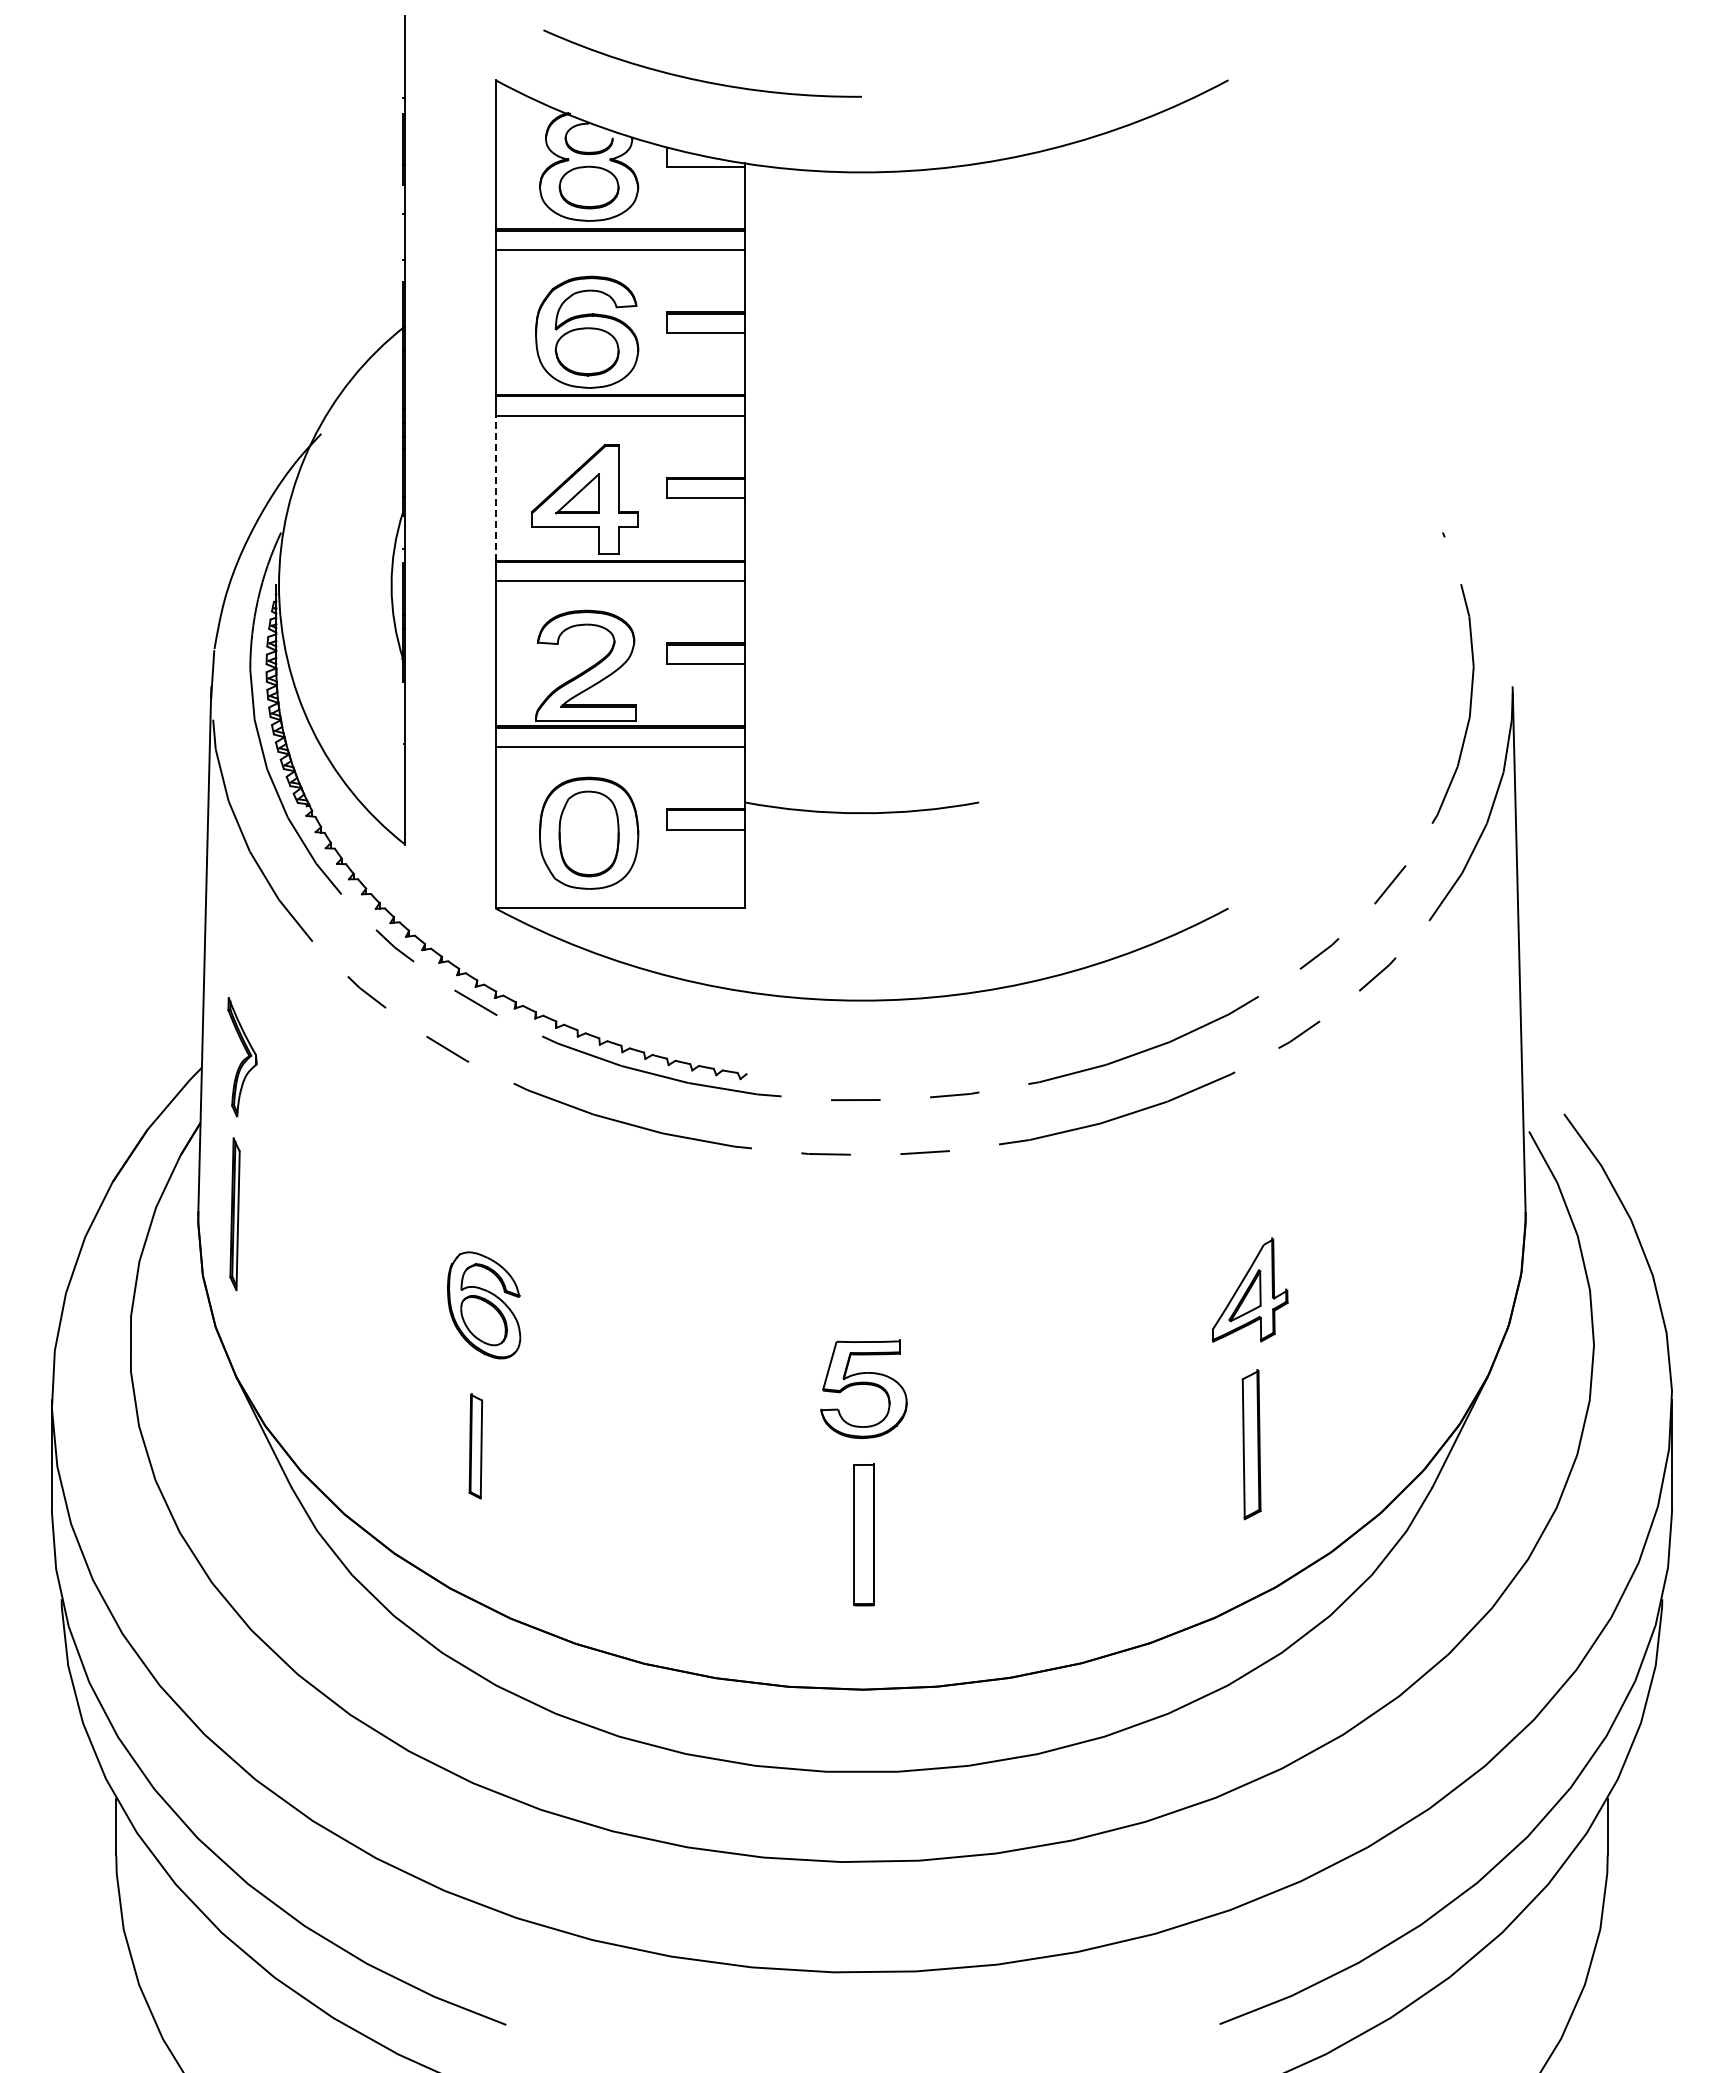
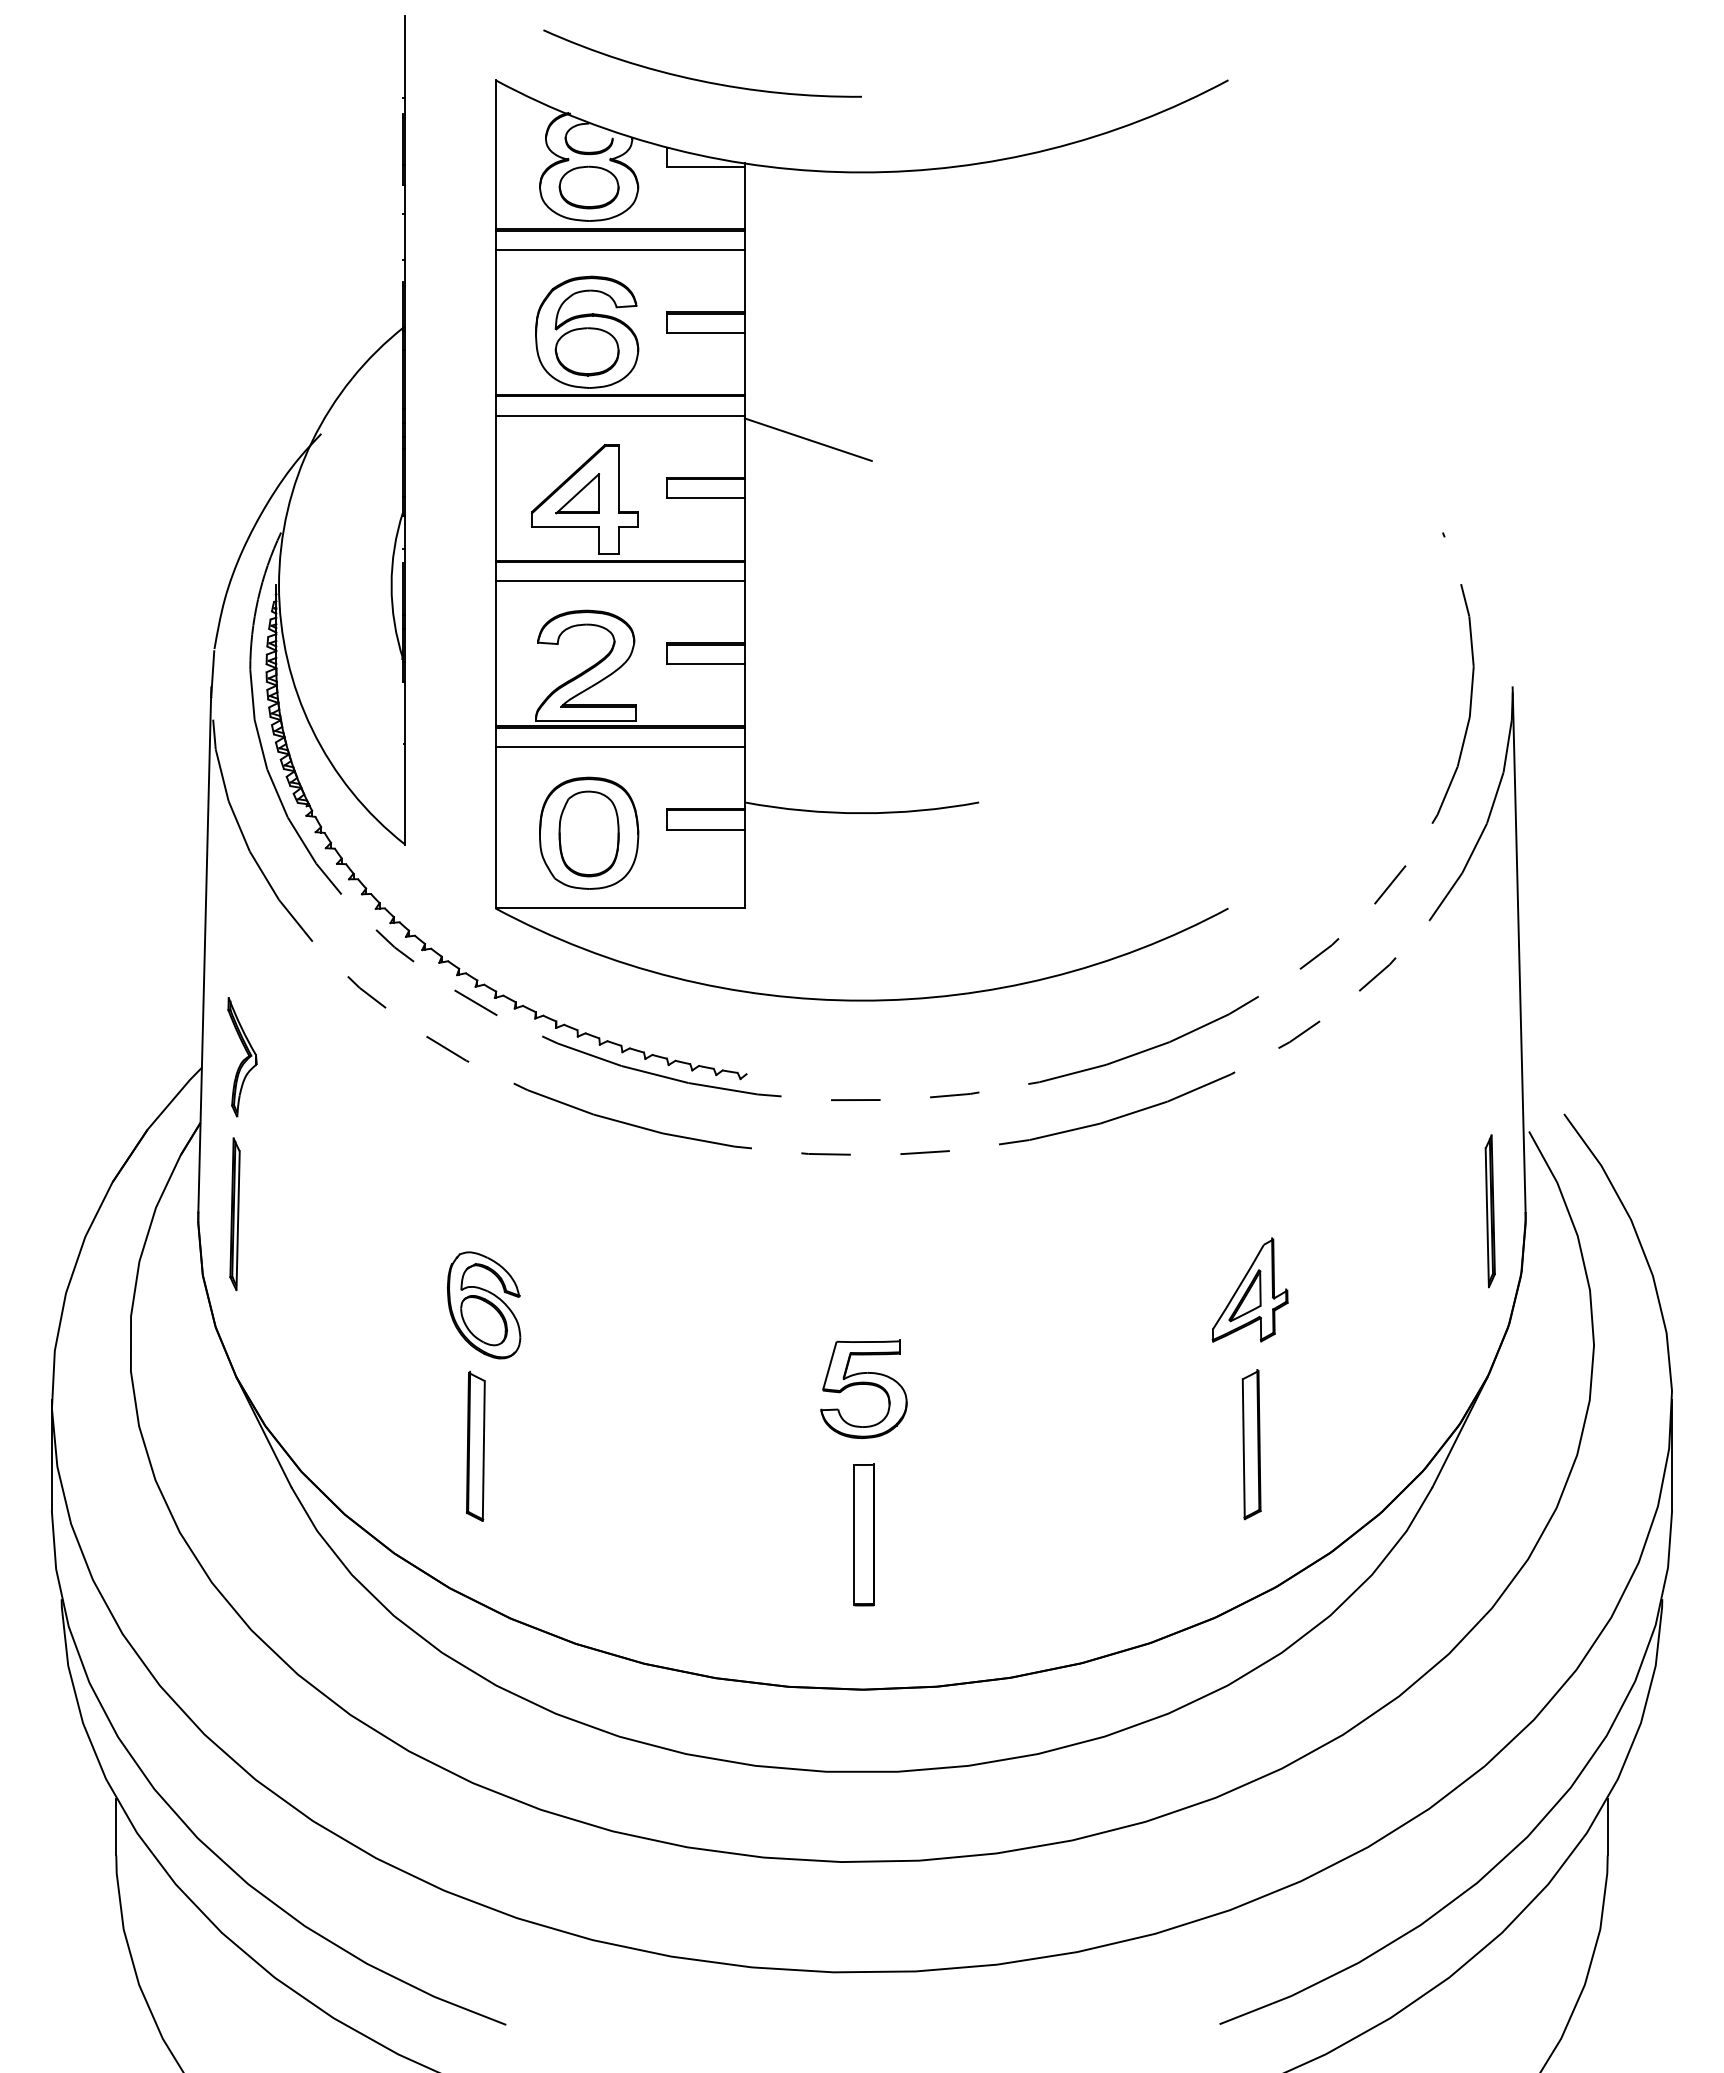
line: none -> present (807, 439)
line: dashed -> solid (495, 487)
part: none -> present (1489, 1211)
part size: 16x107 px -> 20x152 px (475, 1445)
